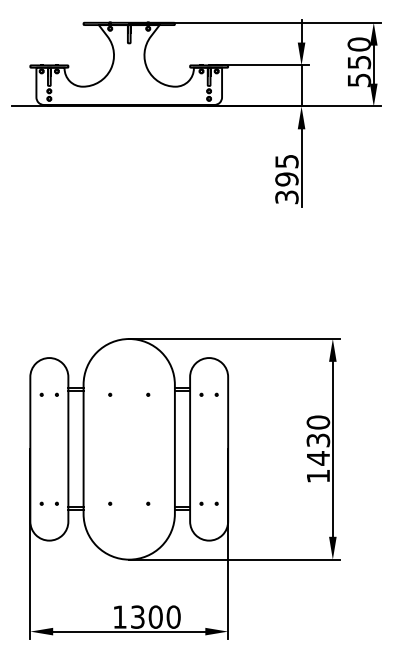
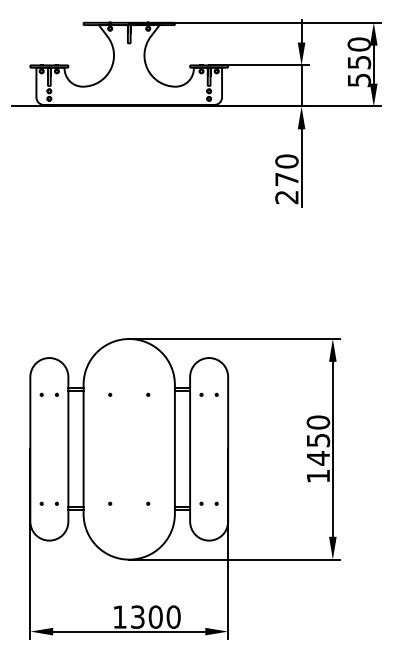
text: 395 -> 270 (286, 179)
text: 1430 -> 1450 (317, 439)
